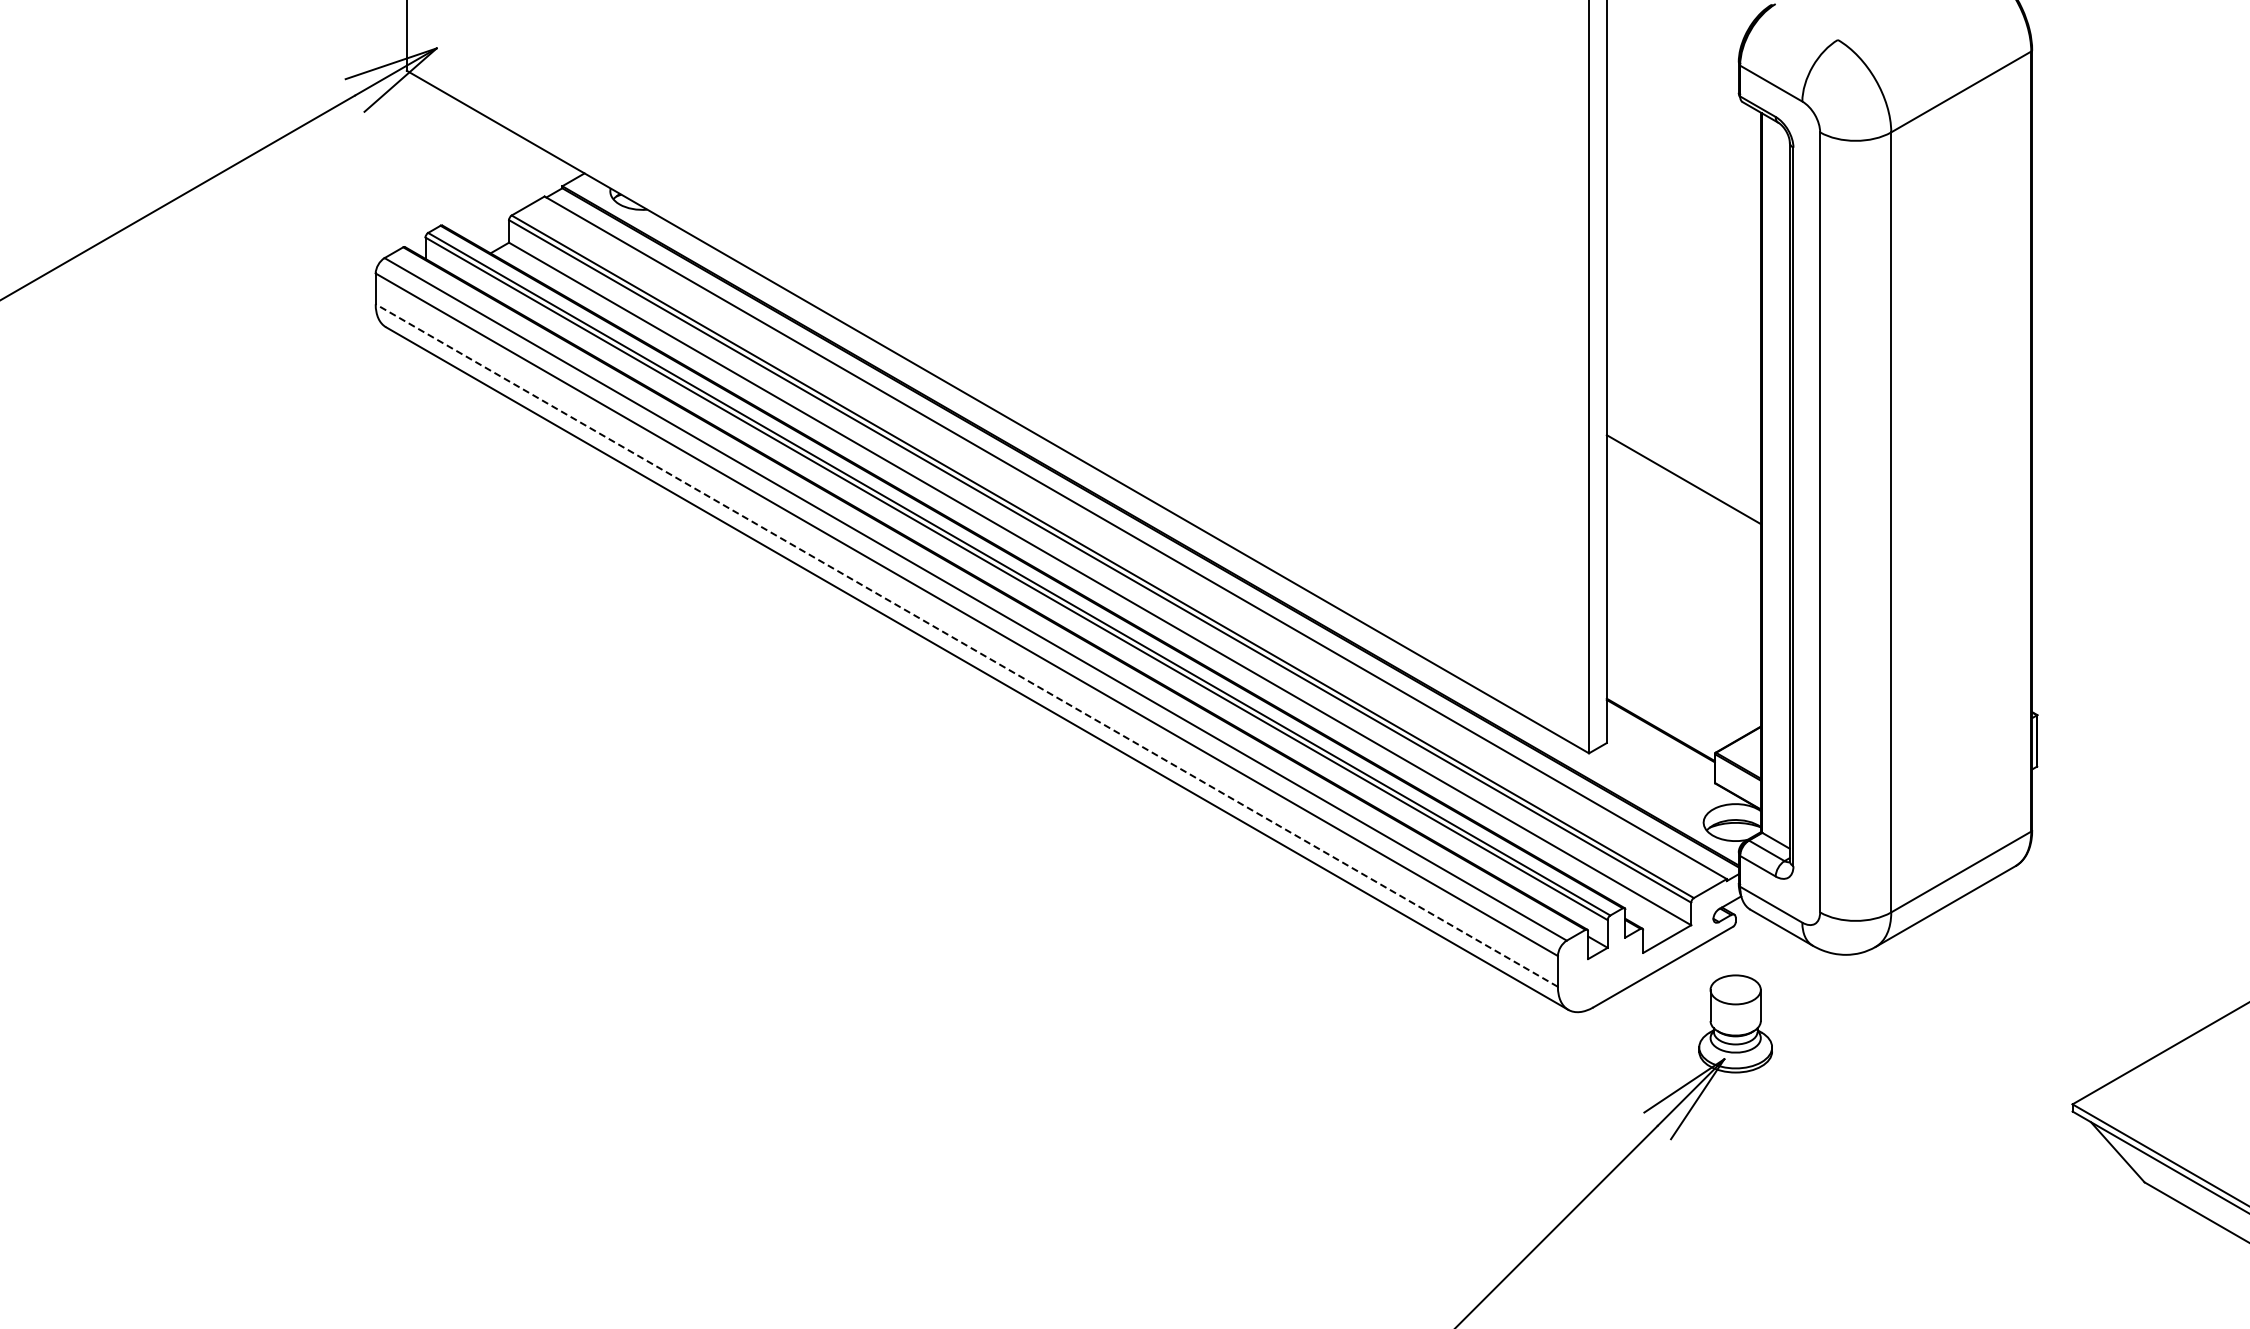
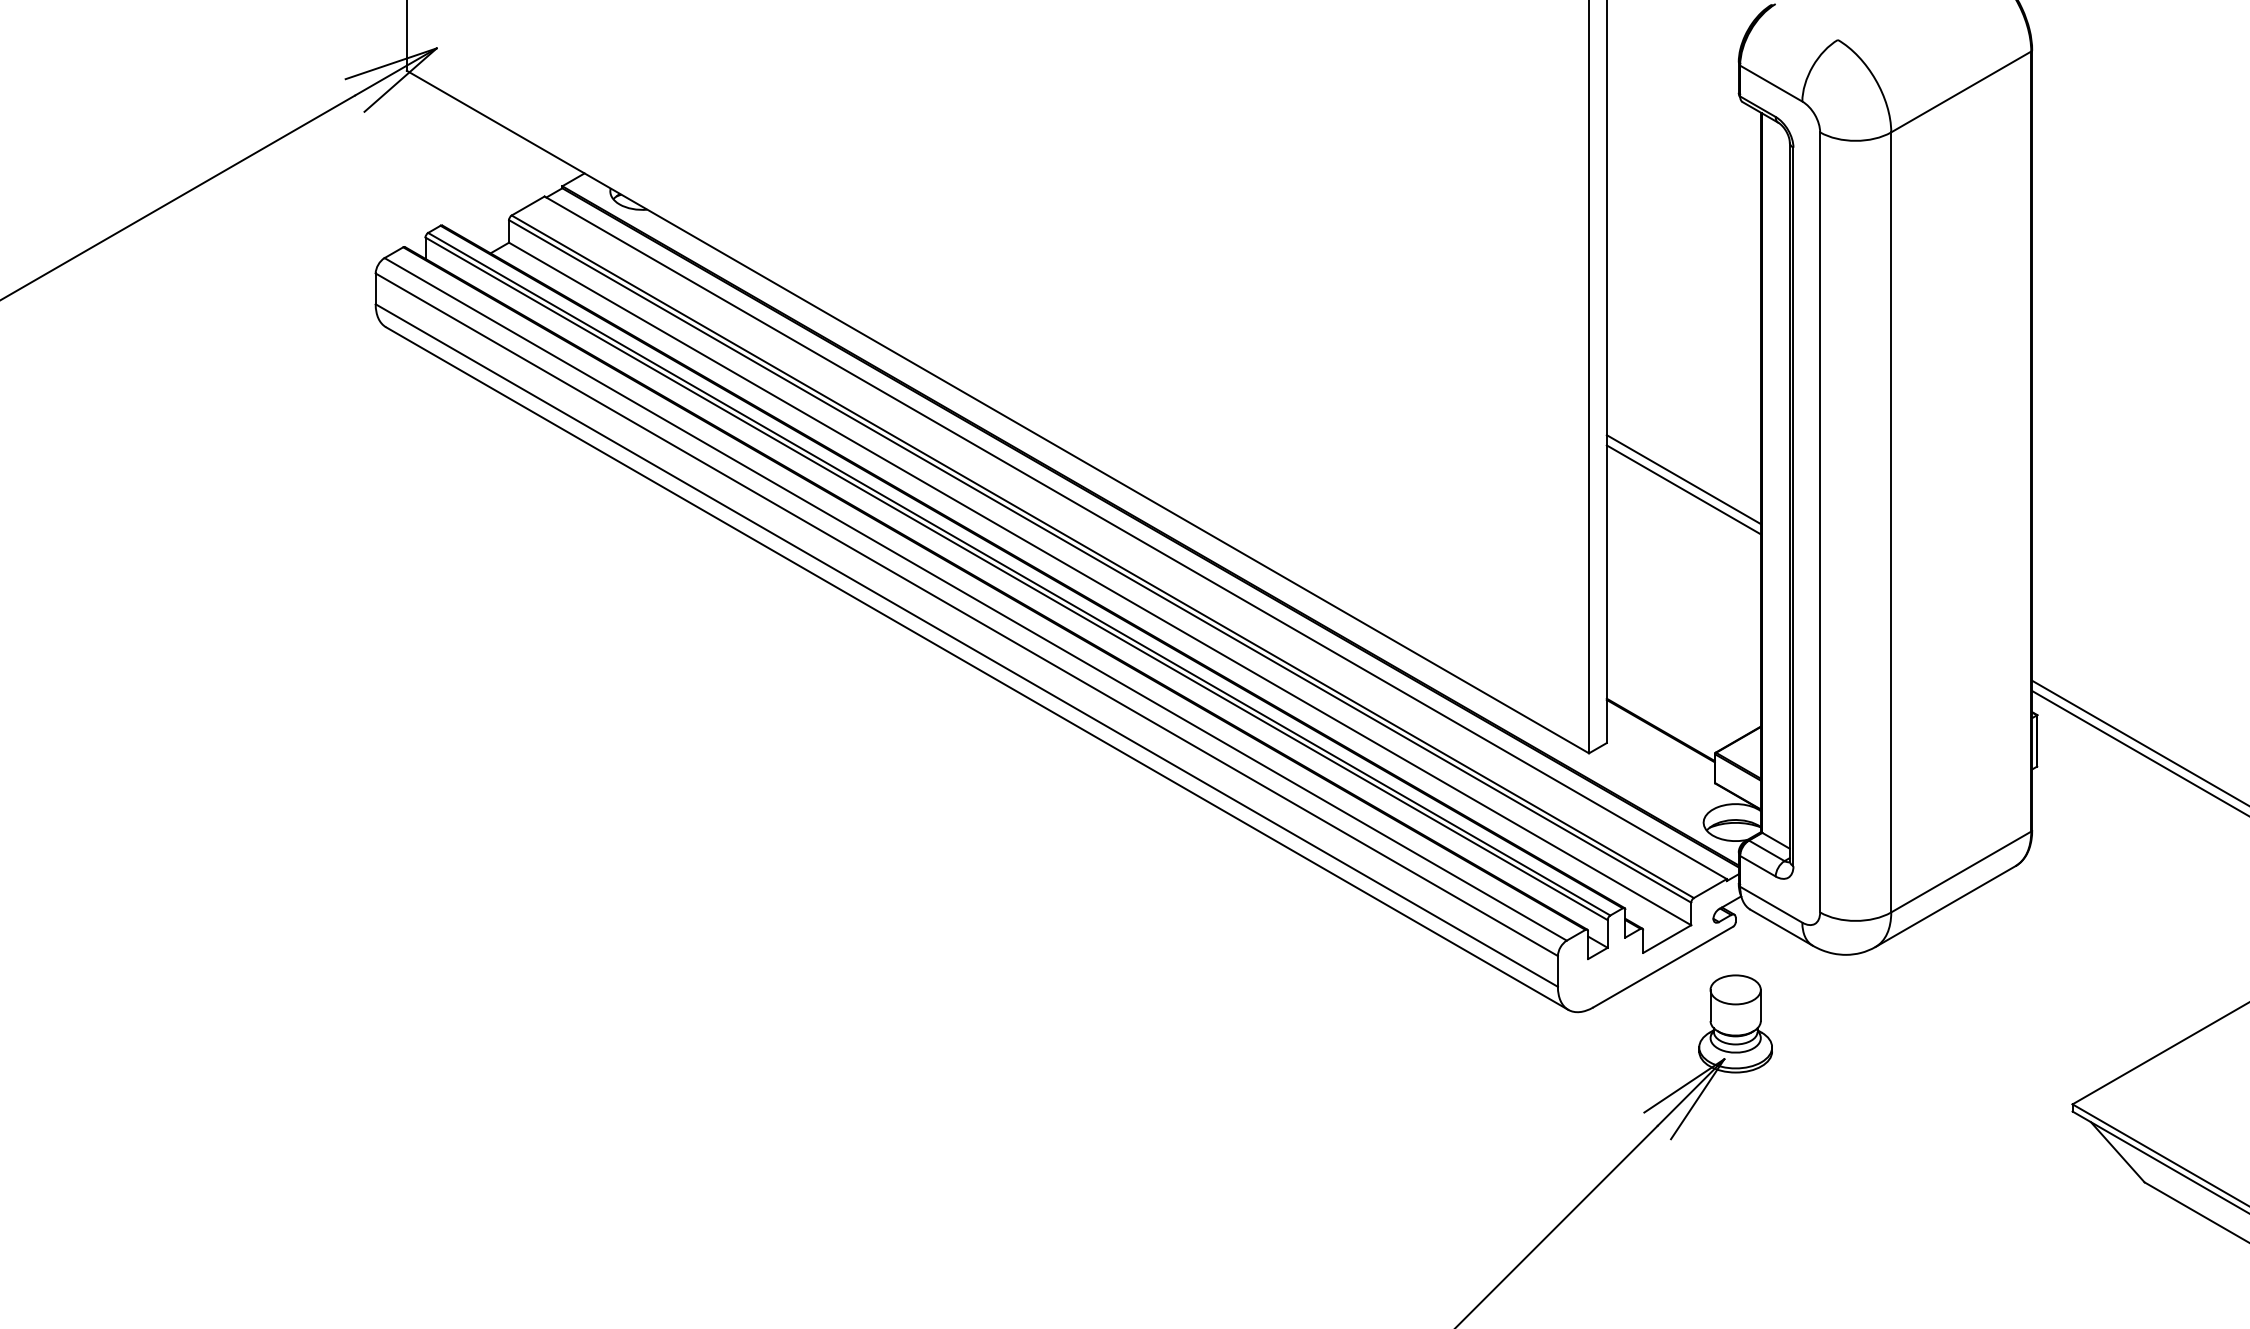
line: none -> present (1683, 489)
line: dashed -> solid (966, 645)
line: none -> present (2139, 742)
line: none -> present (2139, 752)
